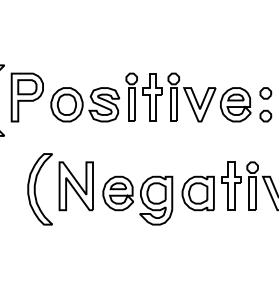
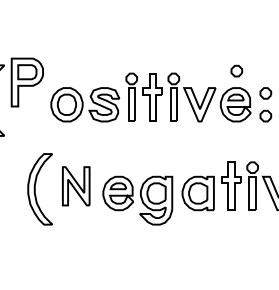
part: none -> present (236, 70)
part position: (26, 97) -> (26, 82) (26, 82)
part size: 36x51 px -> 29x41 px (76, 186)
